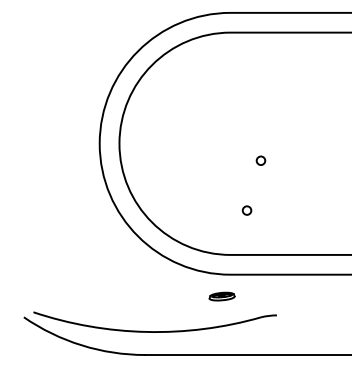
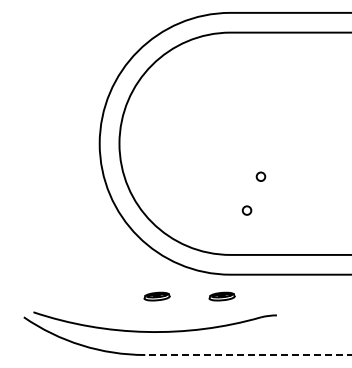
circle position: (260, 160) -> (260, 176) (260, 176)
part: none -> present (156, 296)
line: solid -> dashed (248, 355)
